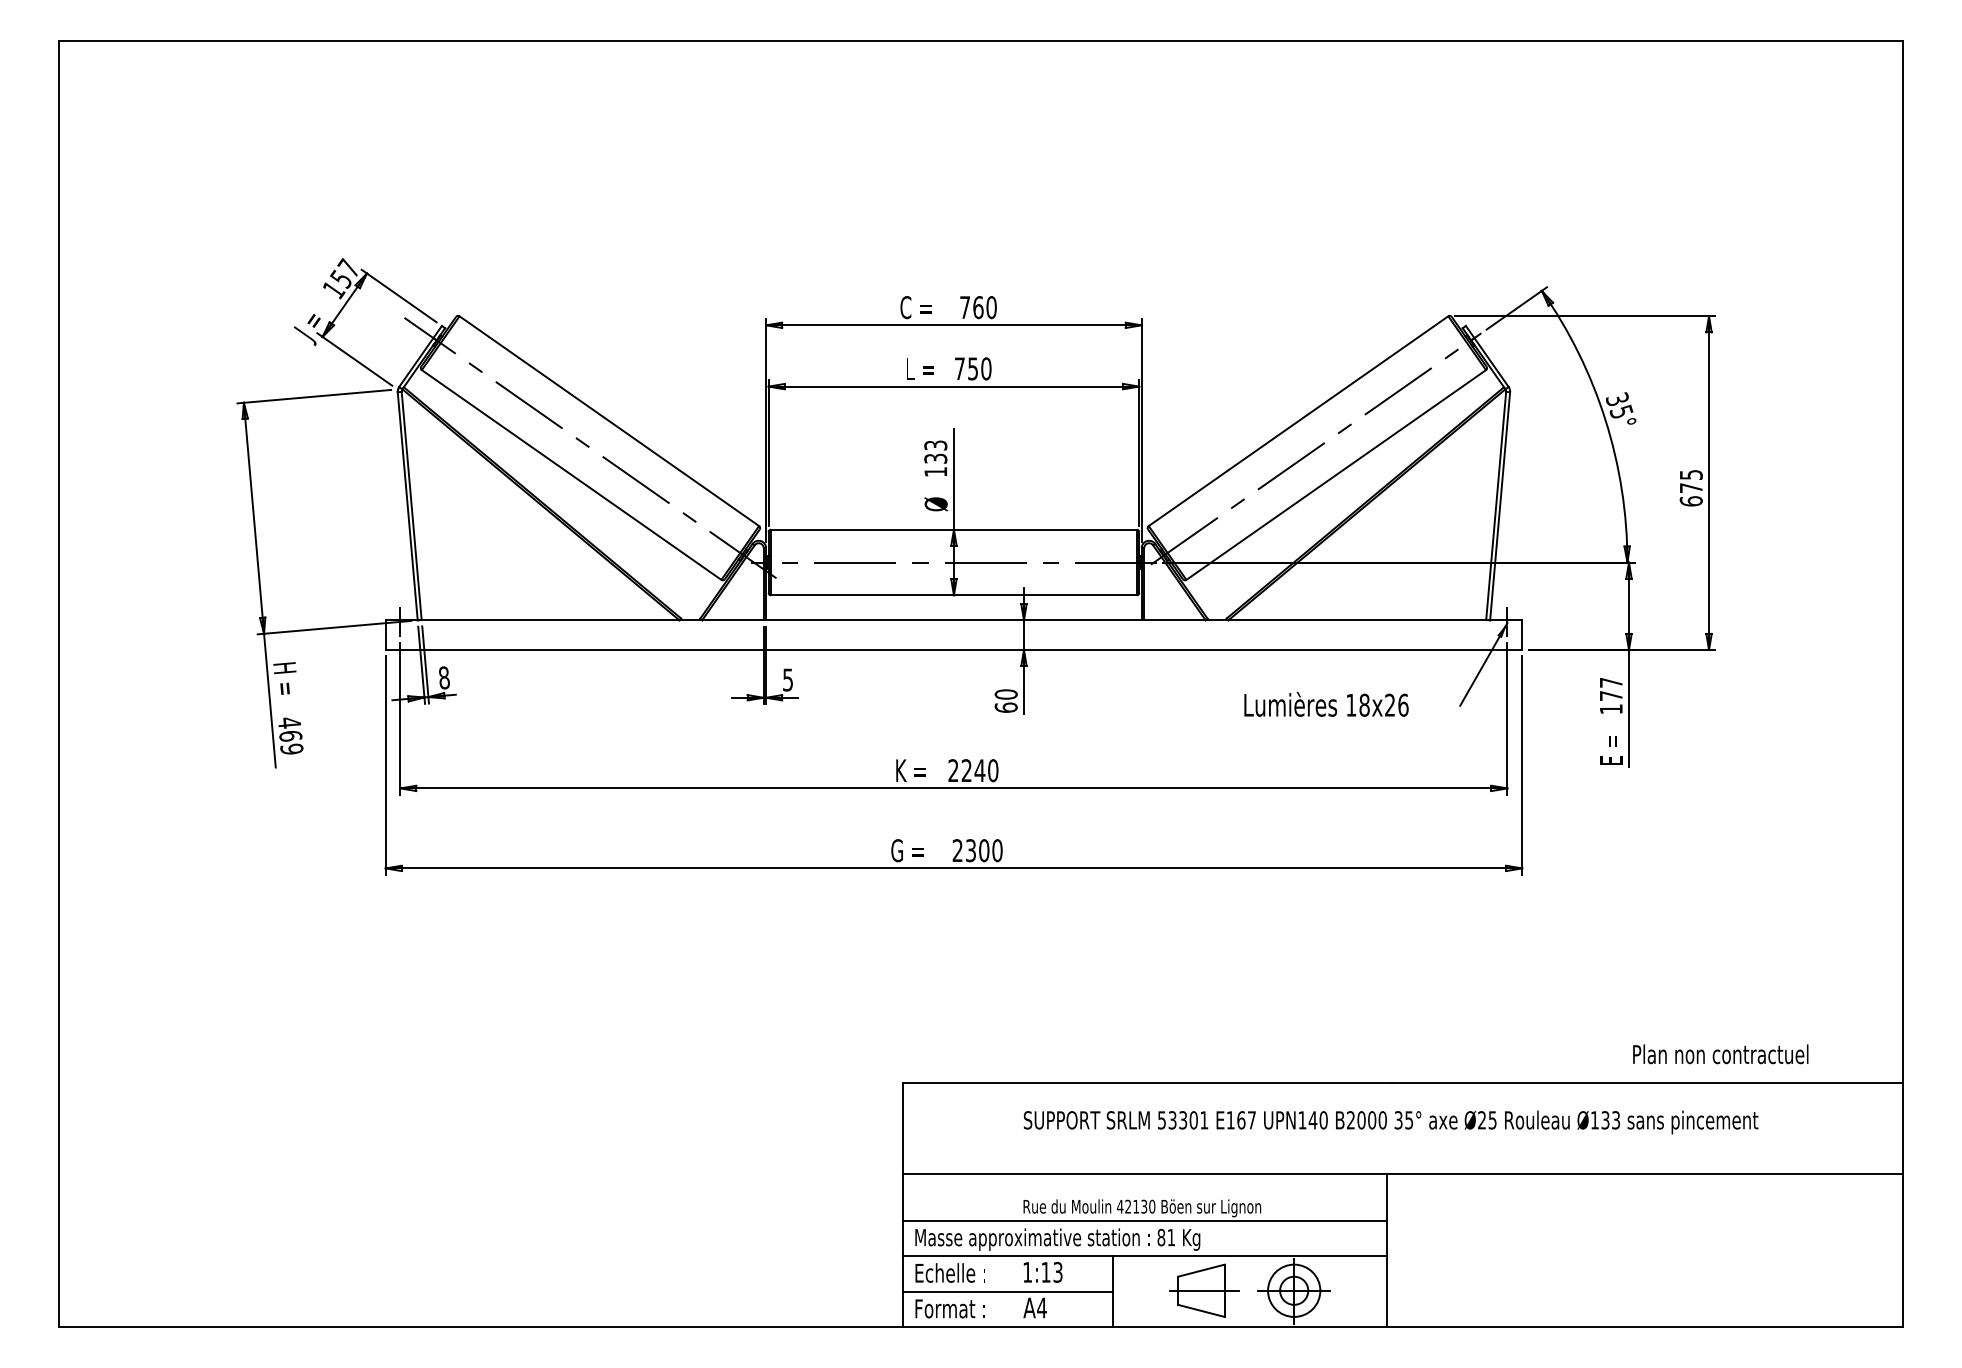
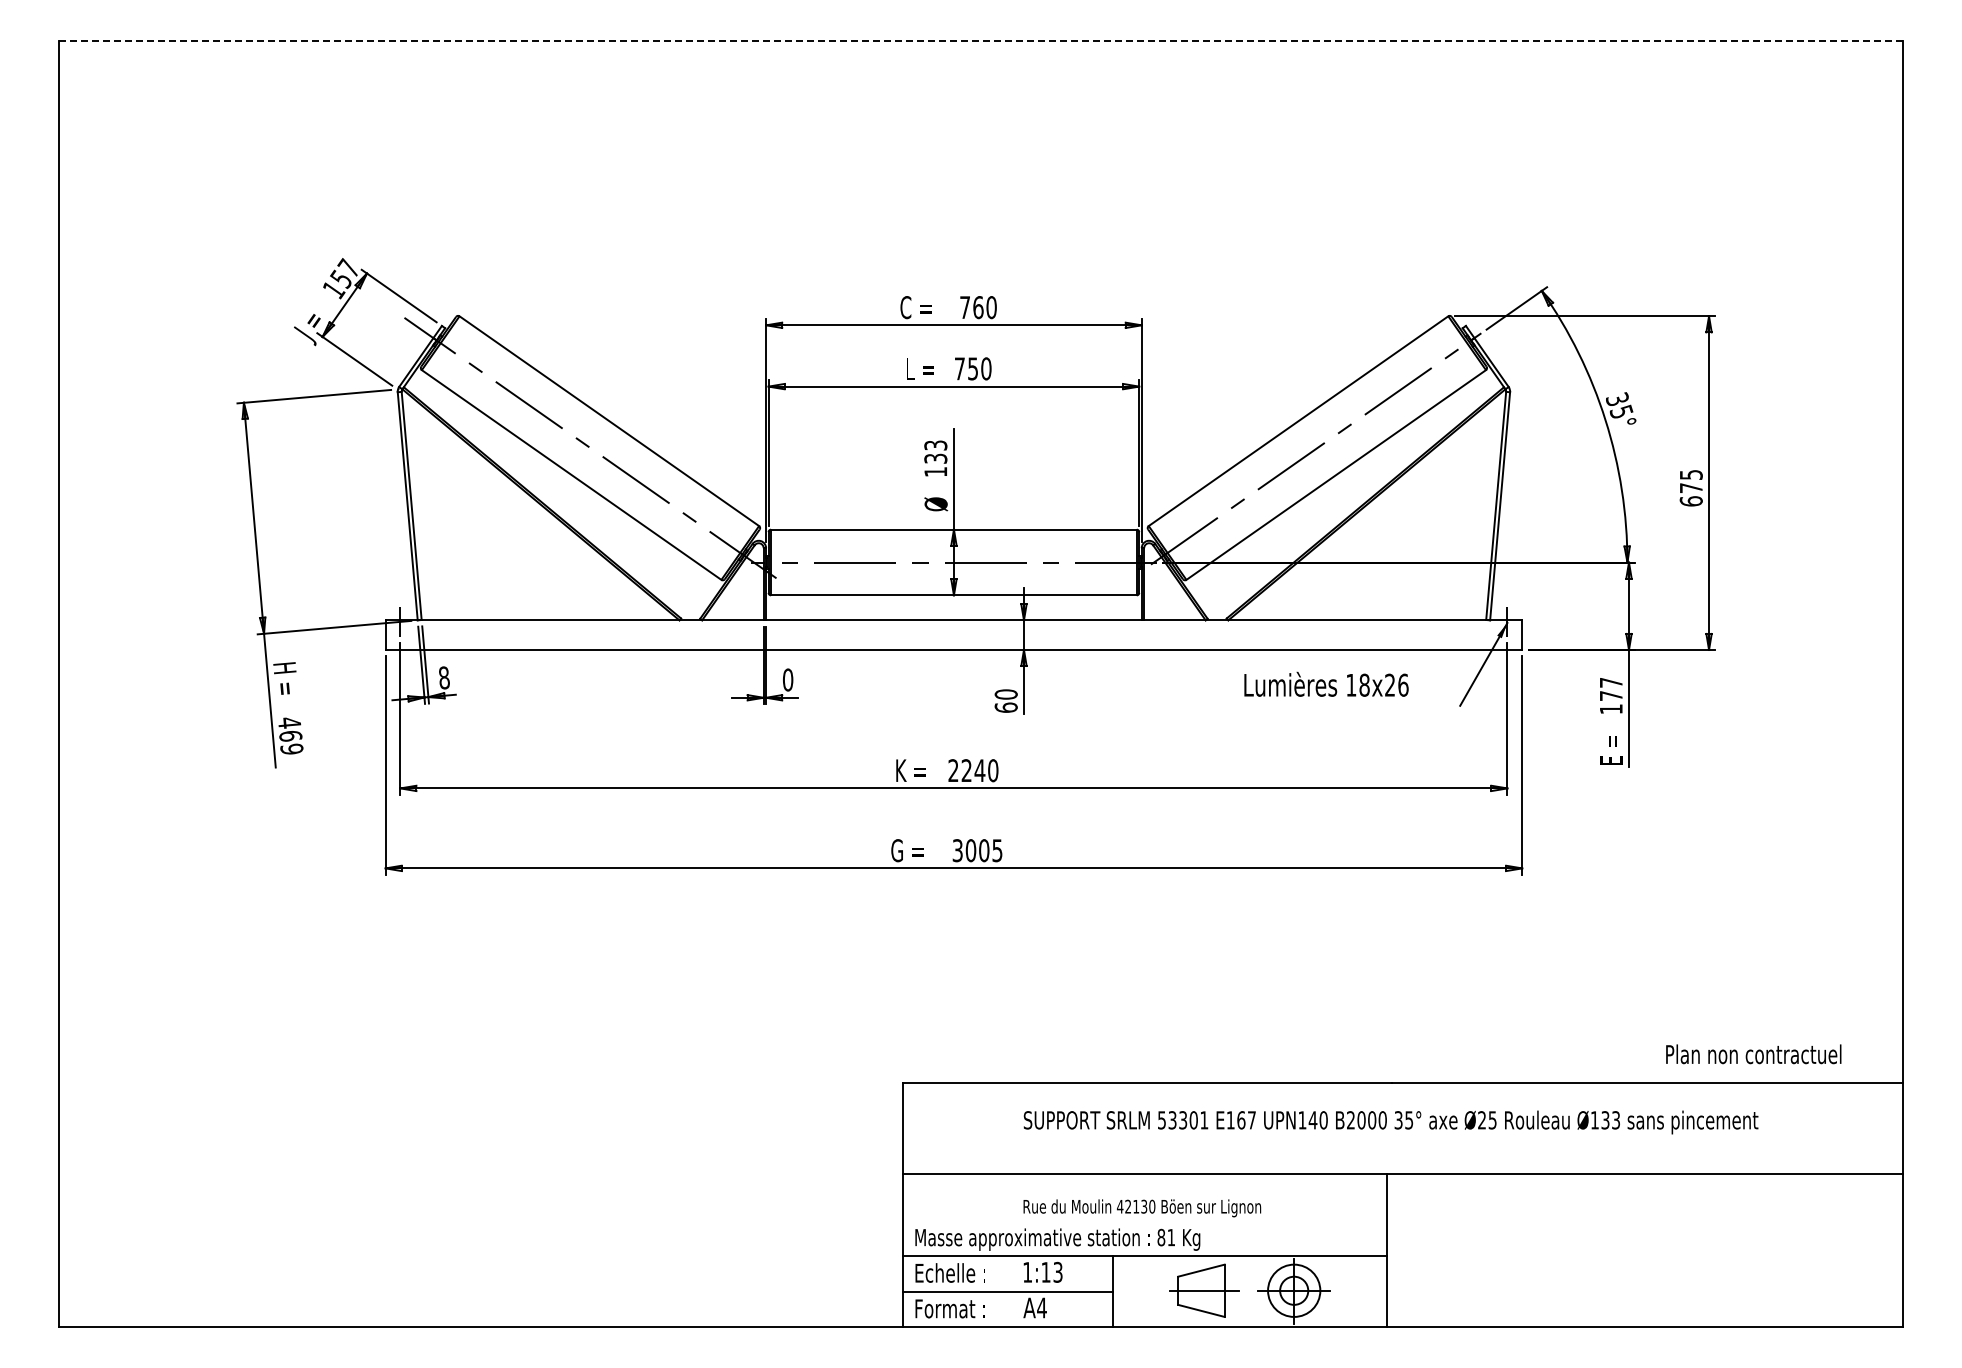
line: solid -> dashed (981, 41)
text: 5 -> 0 (788, 679)
text position: (1326, 703) -> (1326, 683) (1326, 683)
text: 2300 -> 3005 (977, 850)
text position: (1720, 1054) -> (1753, 1054) (1753, 1054)
line: present -> none (1145, 1220)
